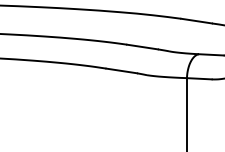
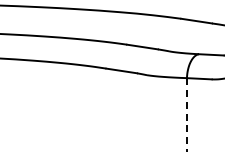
line: solid -> dashed (186, 115)
